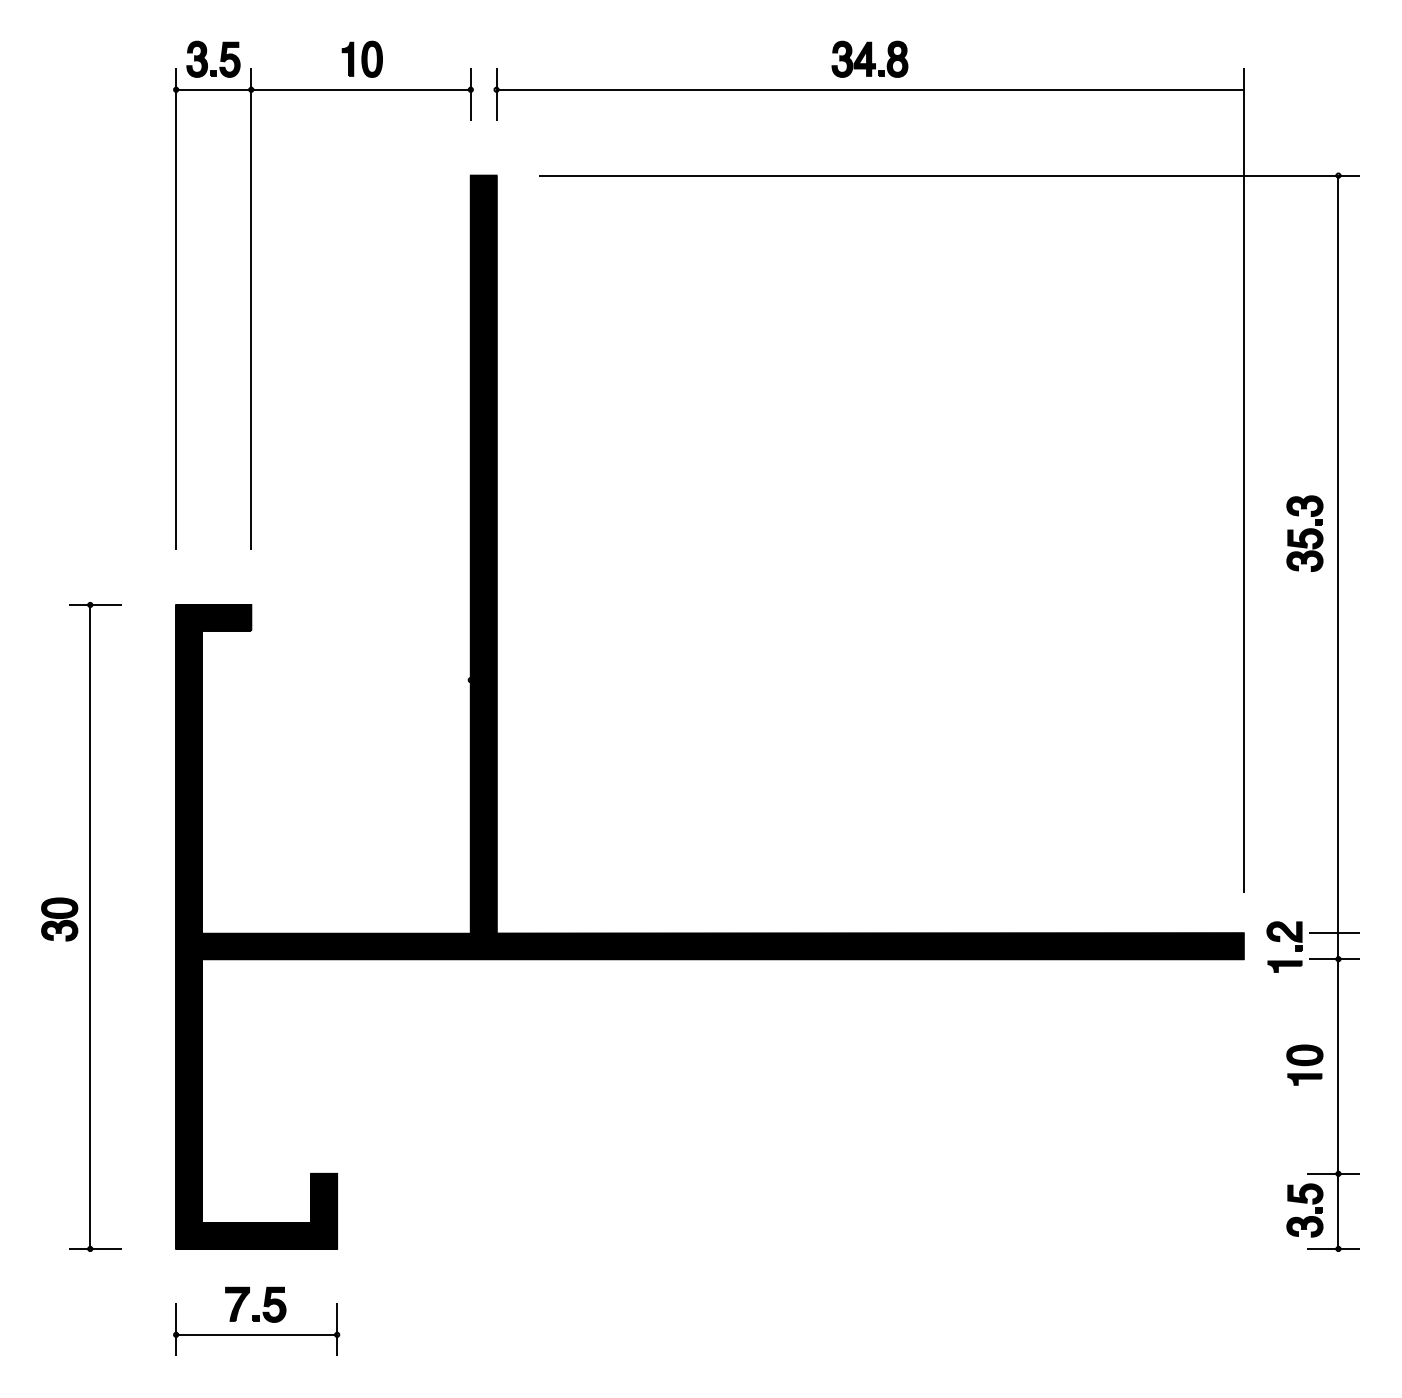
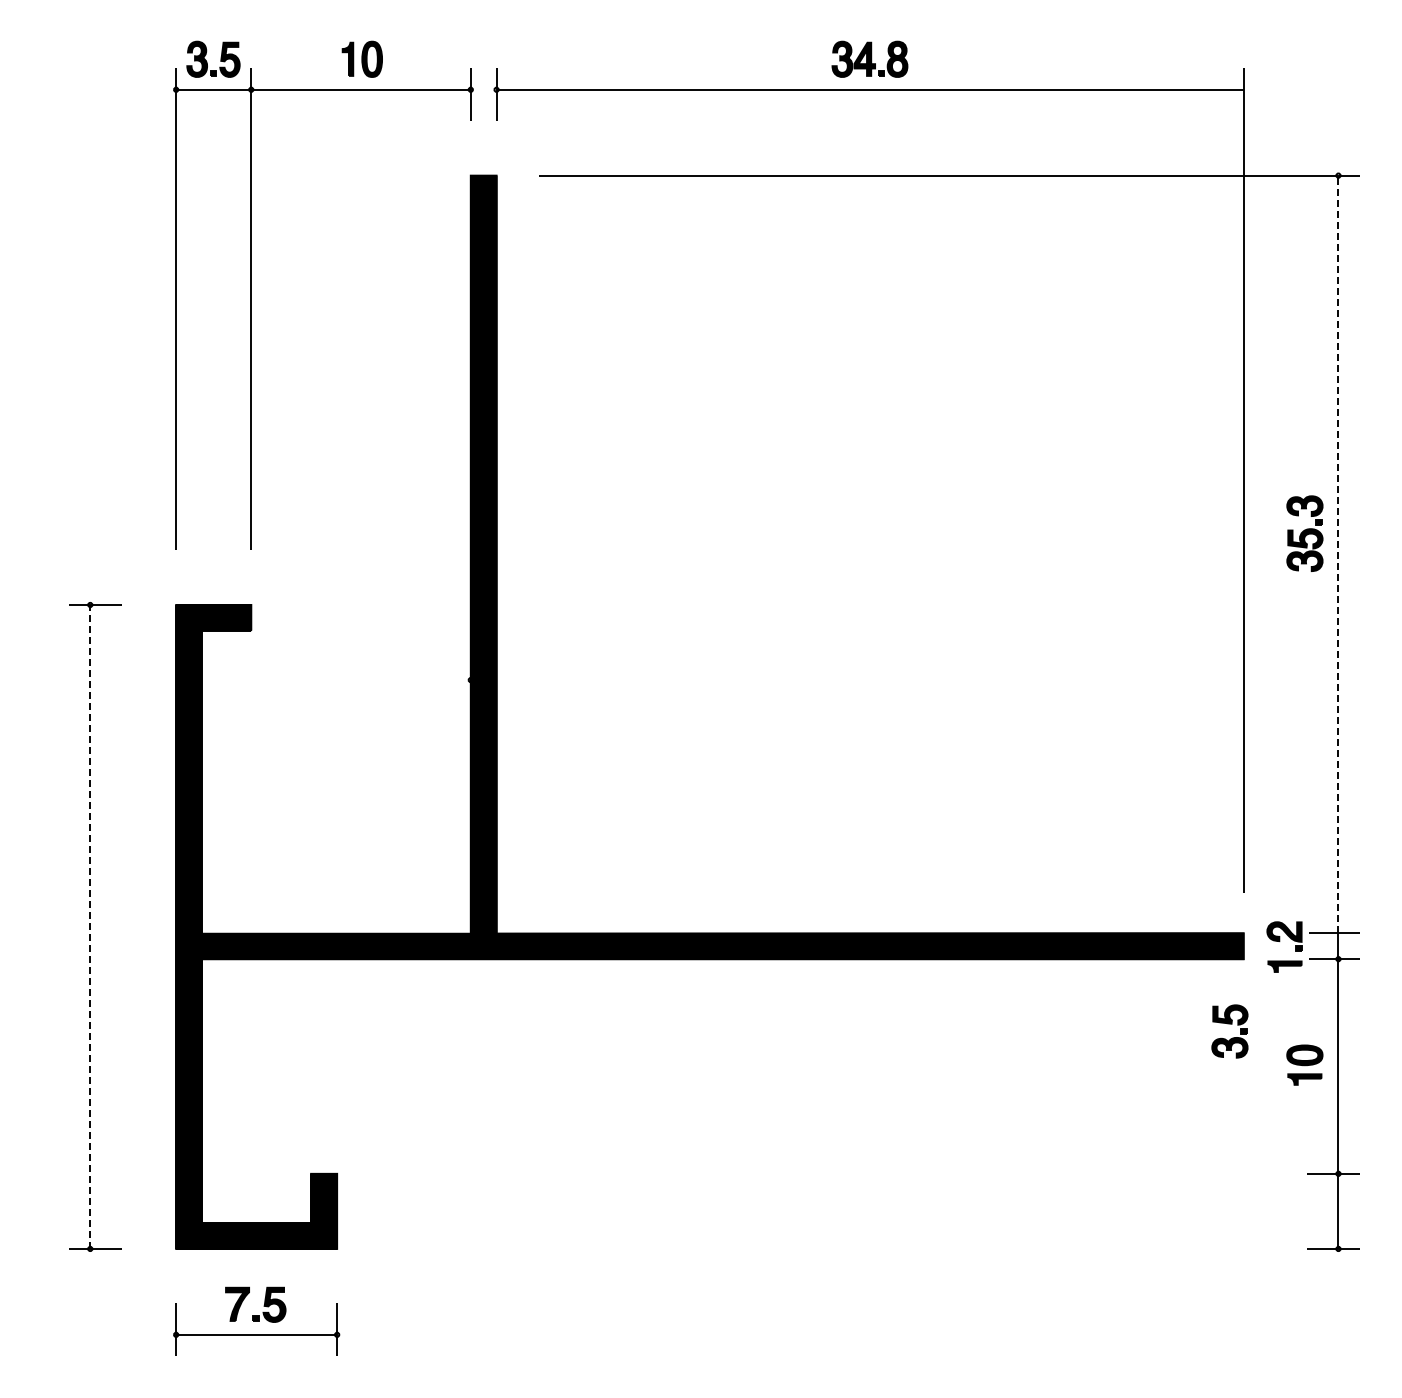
line: solid -> dashed (1338, 554)
part: present -> none (59, 919)
line: solid -> dashed (90, 926)
part position: (1307, 1216) -> (1232, 1037) (1232, 1037)
